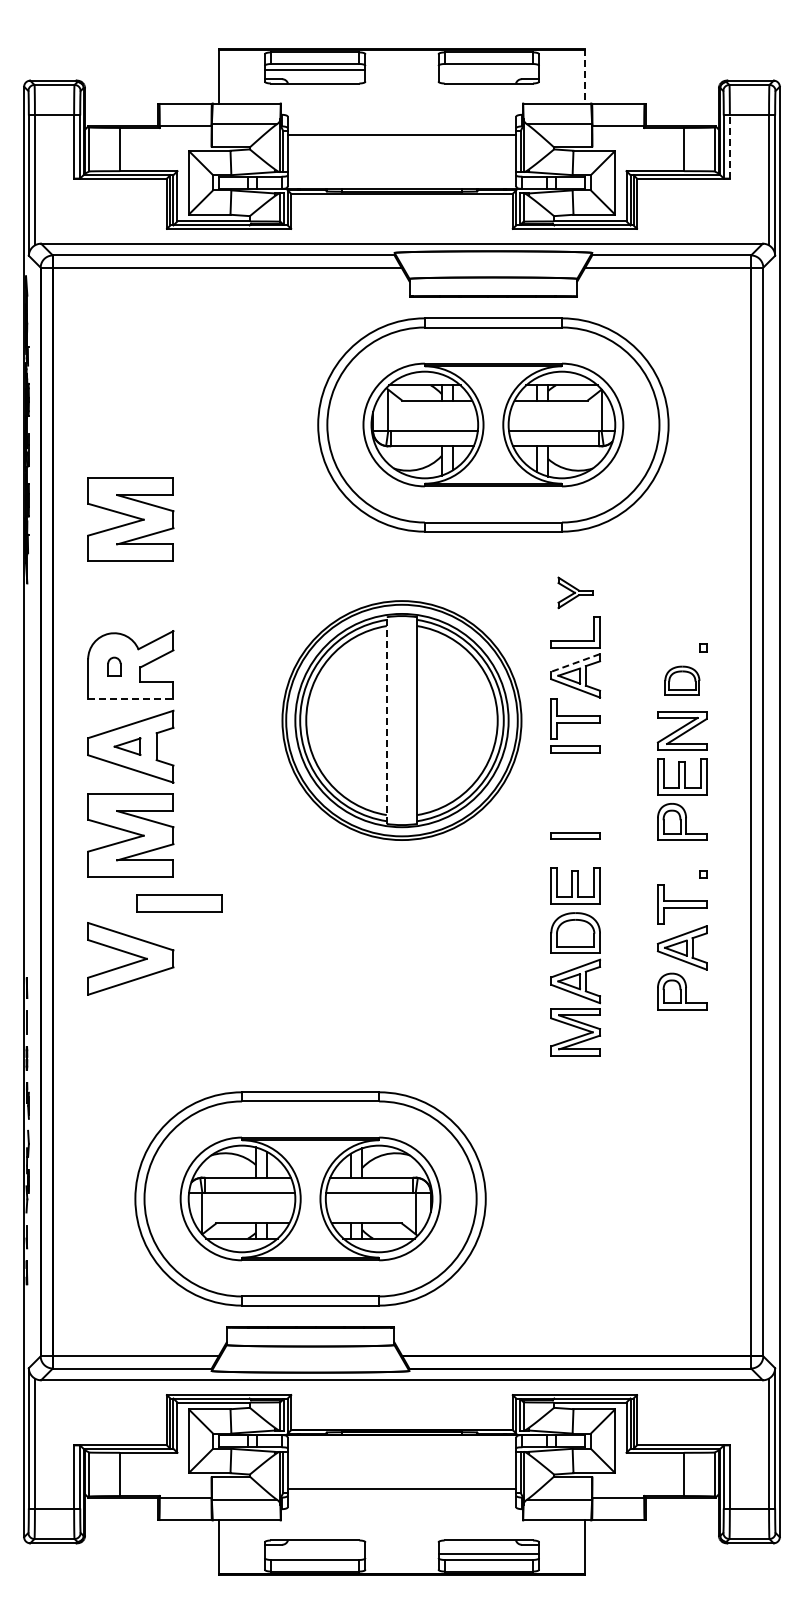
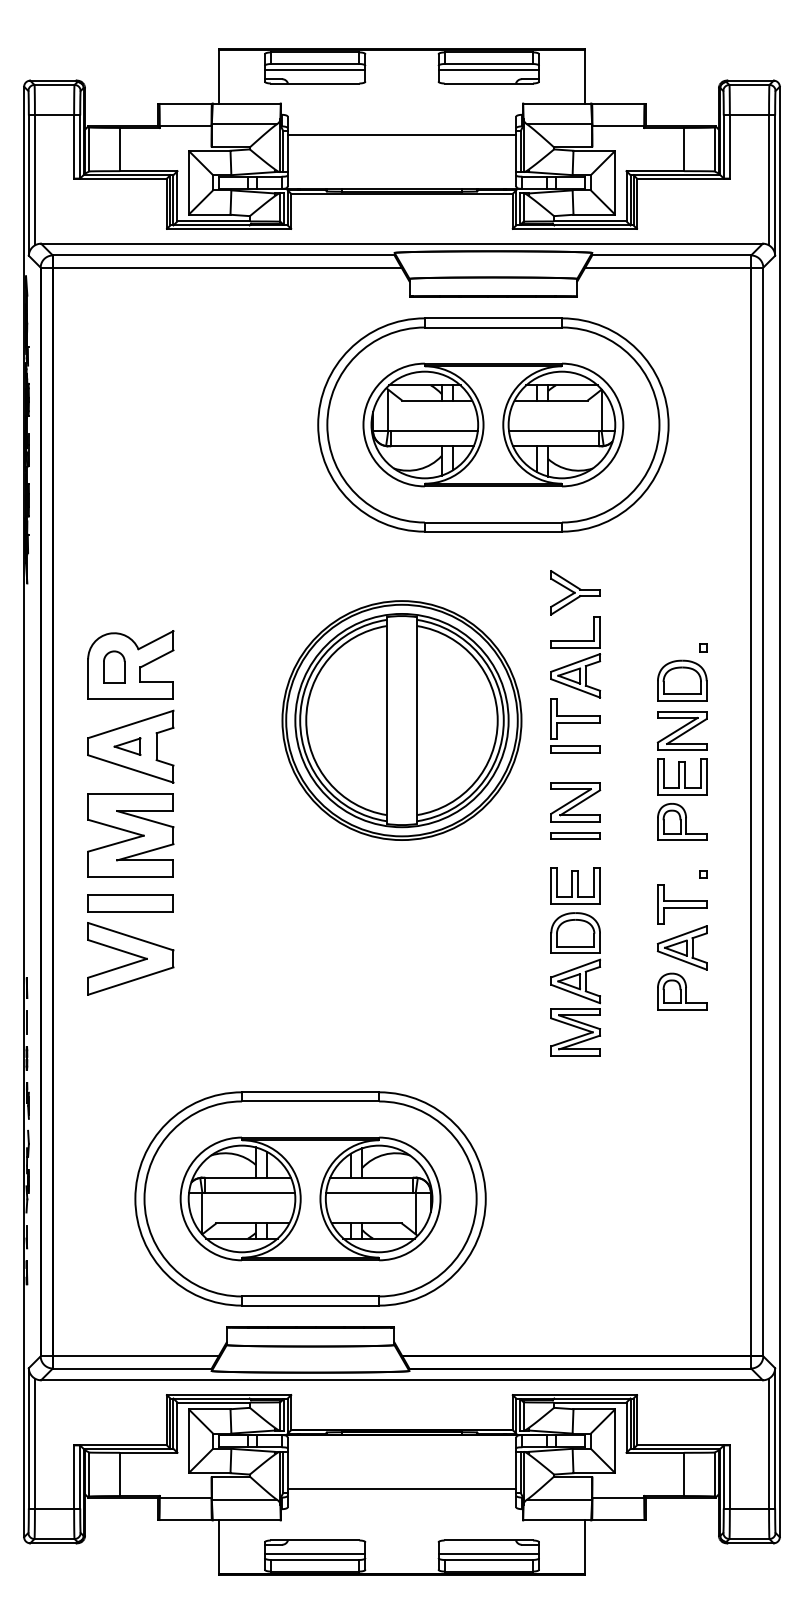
line: none -> present (488, 70)
line: dashed -> solid (584, 76)
line: dashed -> solid (729, 147)
part: present -> none (130, 519)
part size: 37x34 px -> 51x46 px (575, 592)
line: dashed -> solid (575, 662)
part size: 15x21 px -> 23x34 px (114, 666)
part size: 37x31 px -> 51x43 px (682, 680)
line: dashed -> solid (130, 699)
line: dashed -> solid (386, 720)
part: none -> present (575, 802)
part position: (179, 903) -> (130, 903) (130, 903)
line: none -> present (314, 1553)
